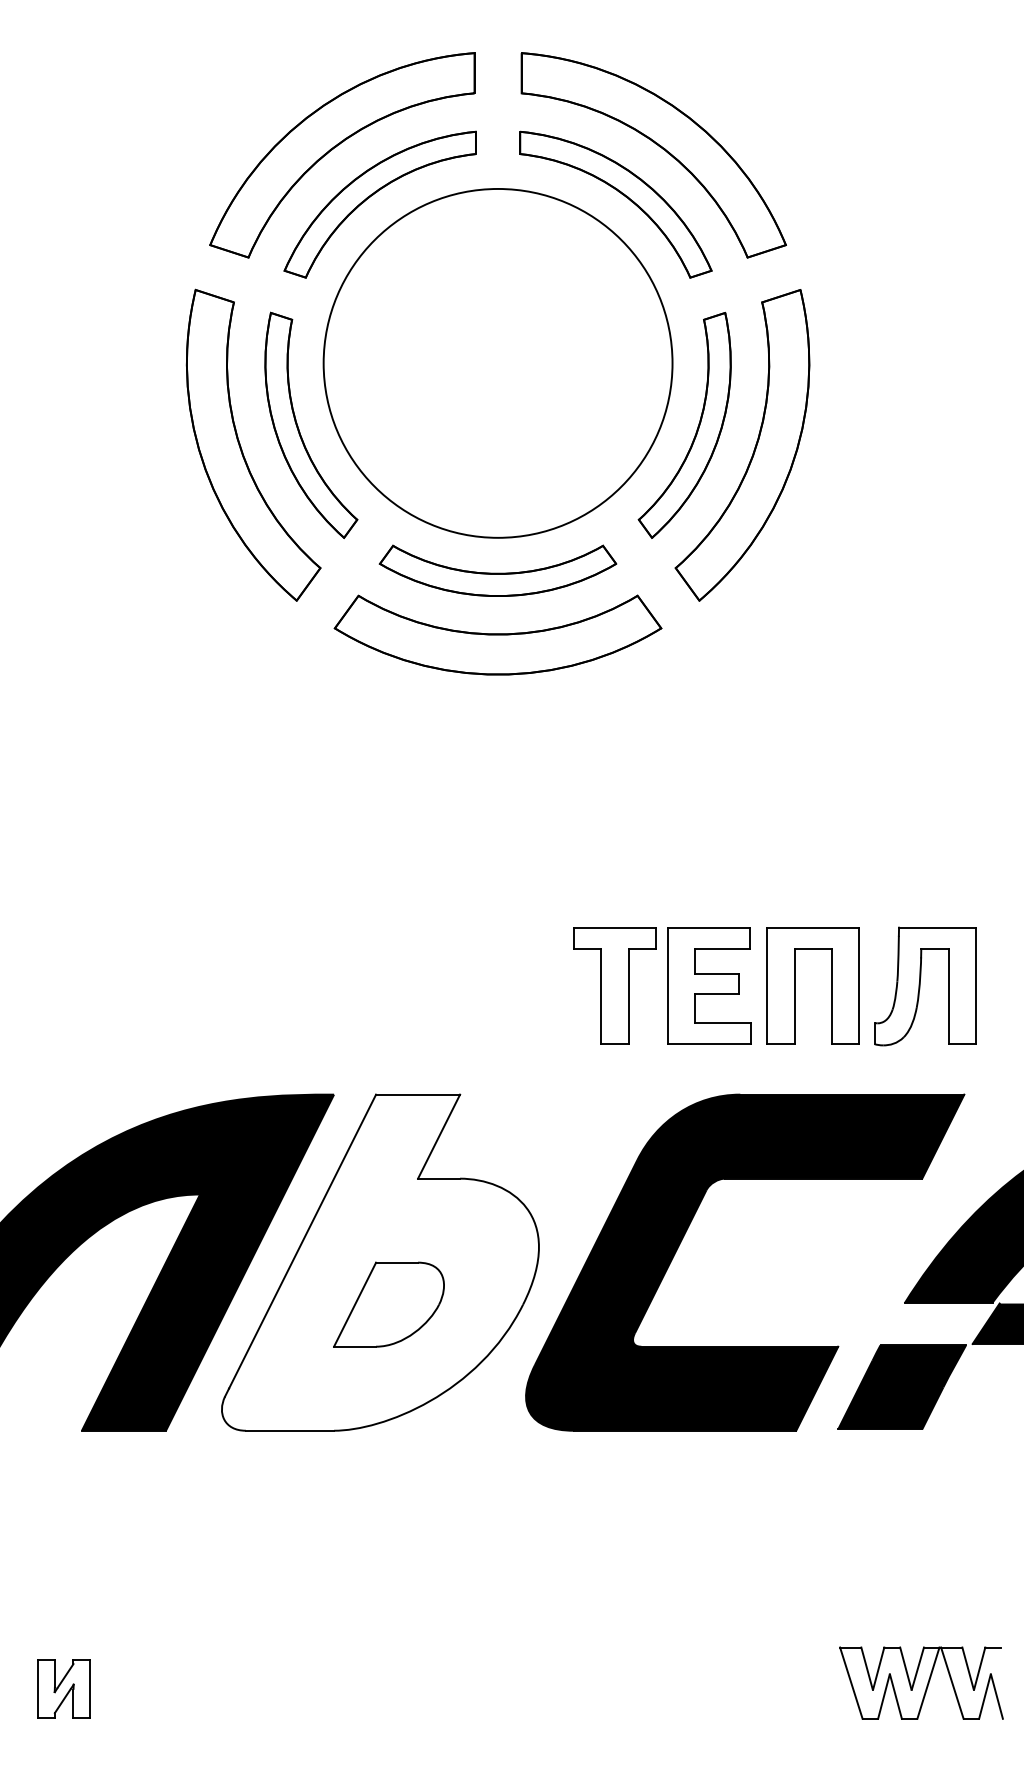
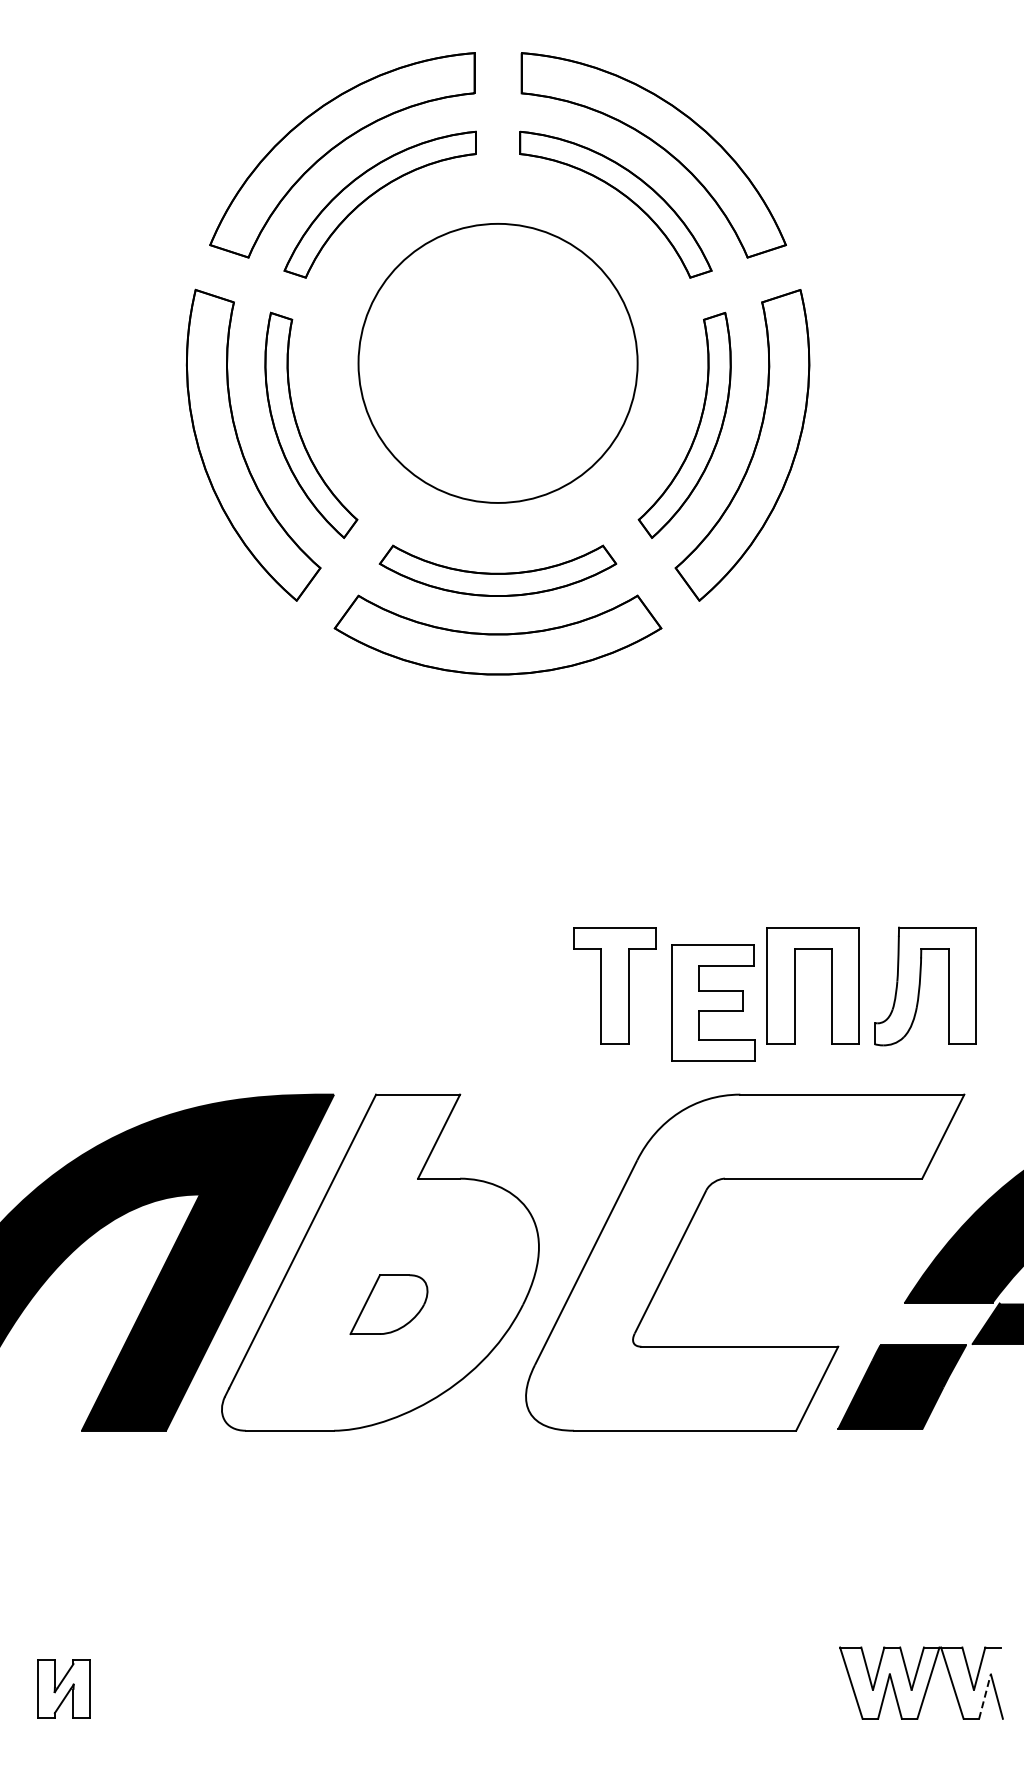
circle diameter: 349 px -> 279 px (497, 362)
part position: (709, 985) -> (713, 1002) (713, 1002)
fill: present -> none (745, 1262)
part size: 112x87 px -> 80x62 px (388, 1304)
line: solid -> dashed (984, 1696)
